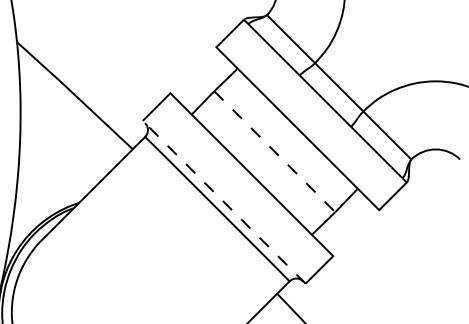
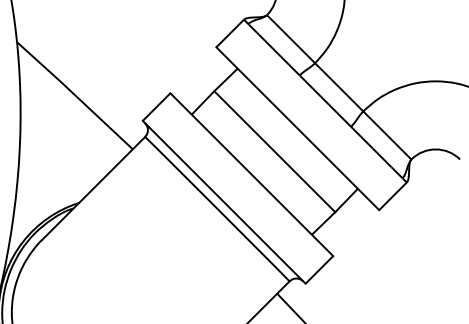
line: dashed -> solid (274, 151)
line: dashed -> solid (223, 201)
